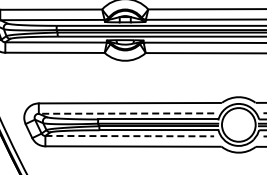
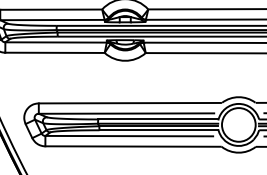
line: dashed -> solid (126, 113)
line: dashed -> solid (129, 136)
